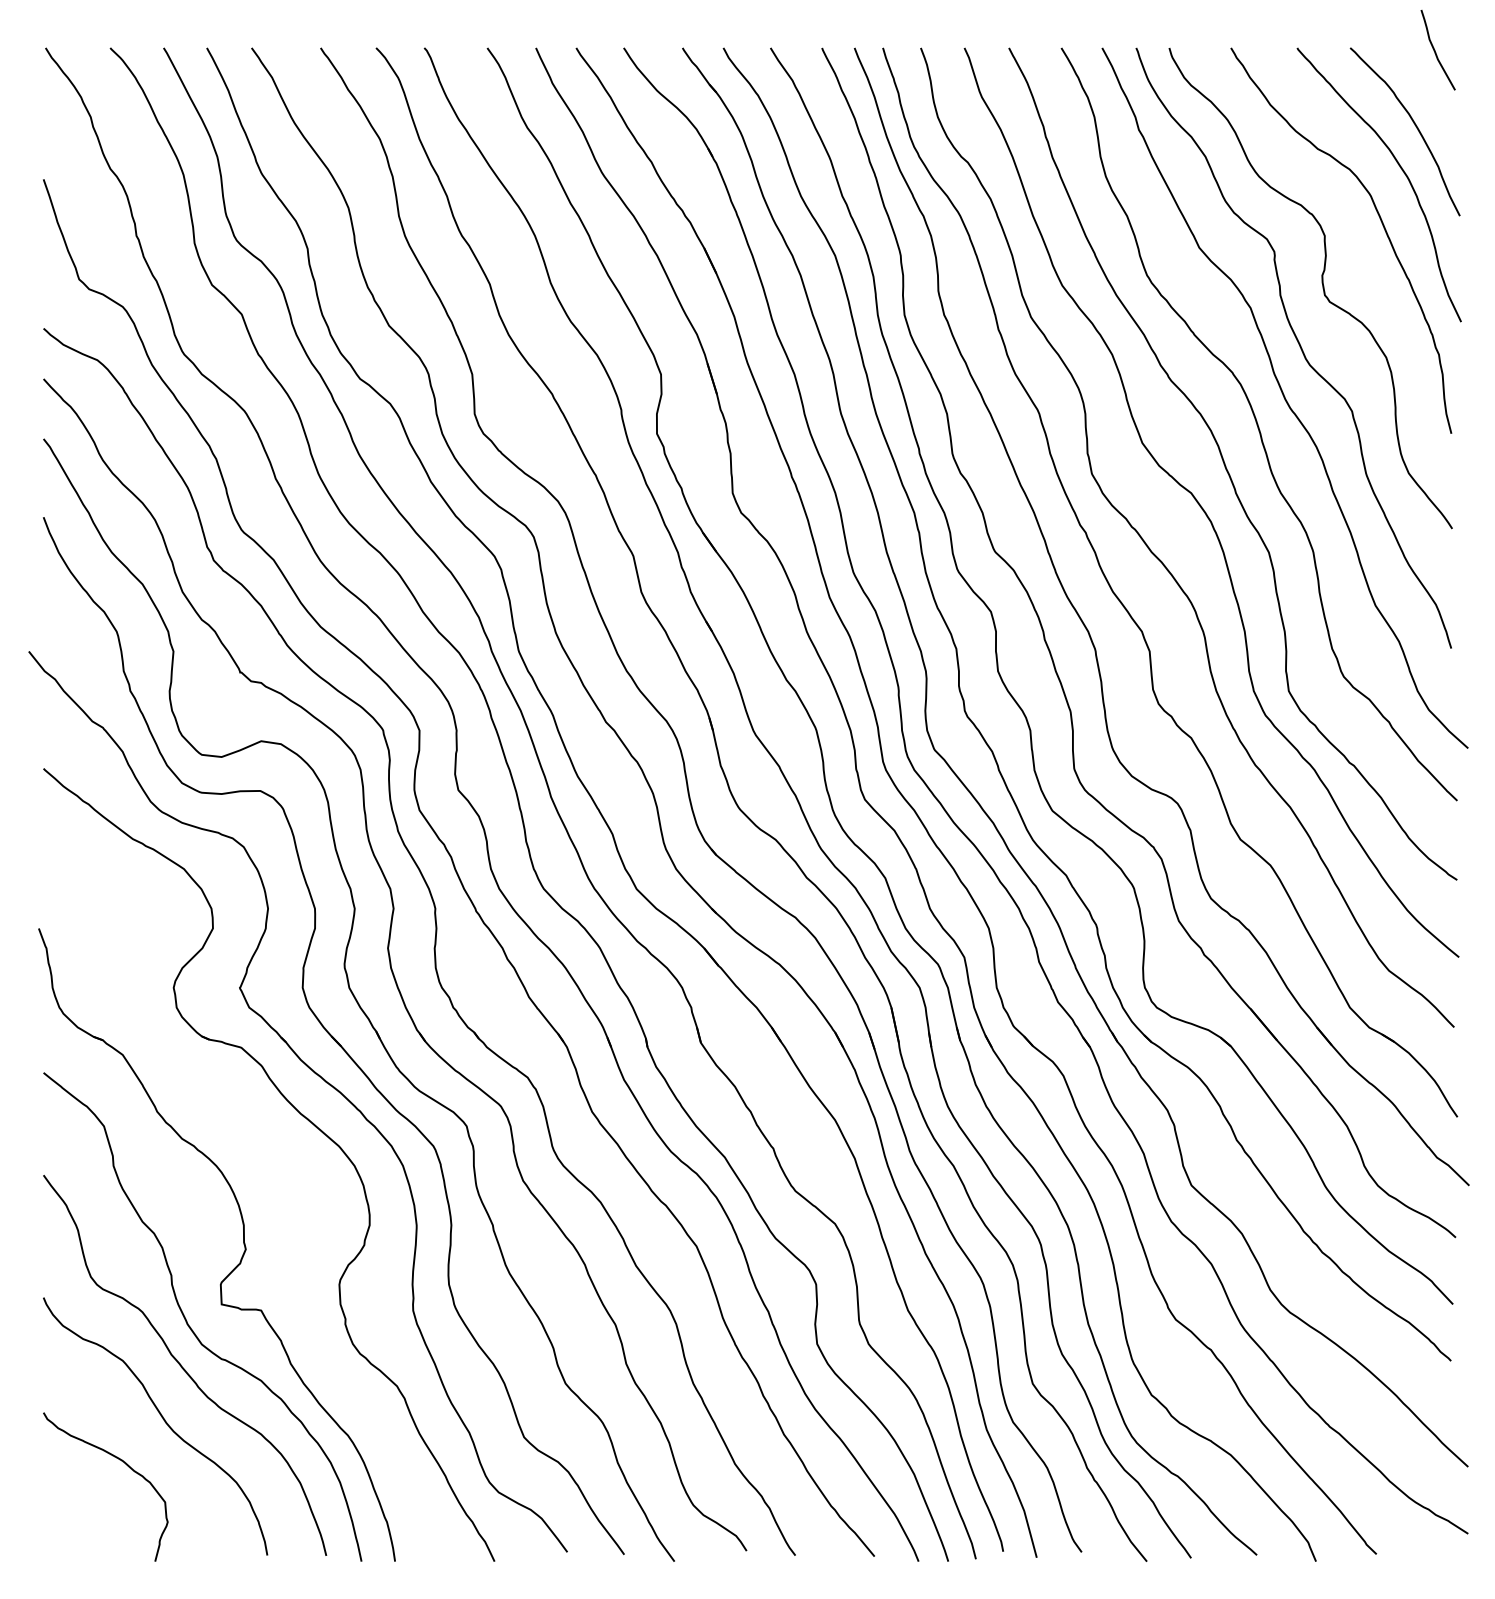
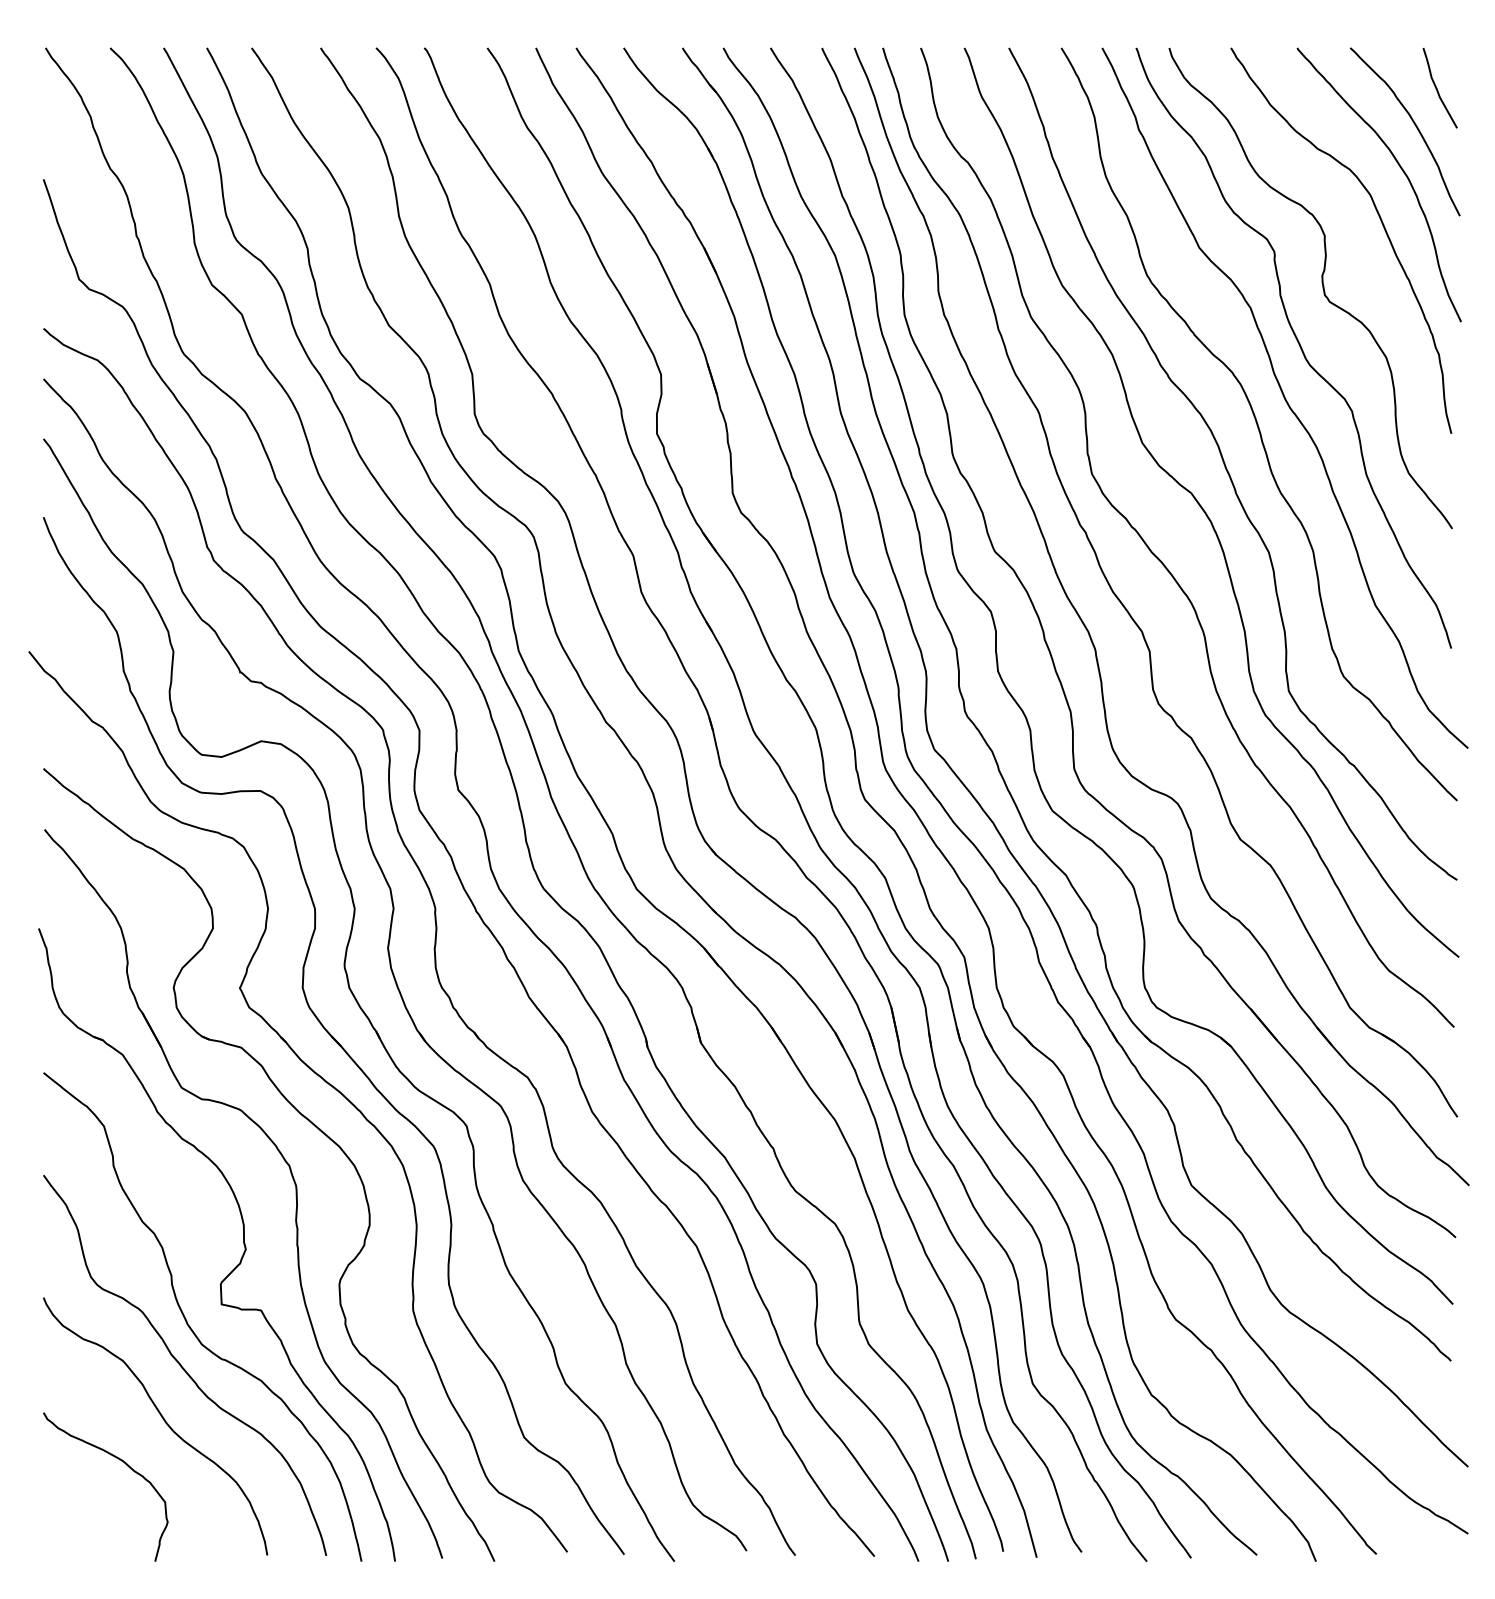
curve position: (1435, 50) -> (1437, 88) (1437, 88)
part: none -> present (291, 1176)
